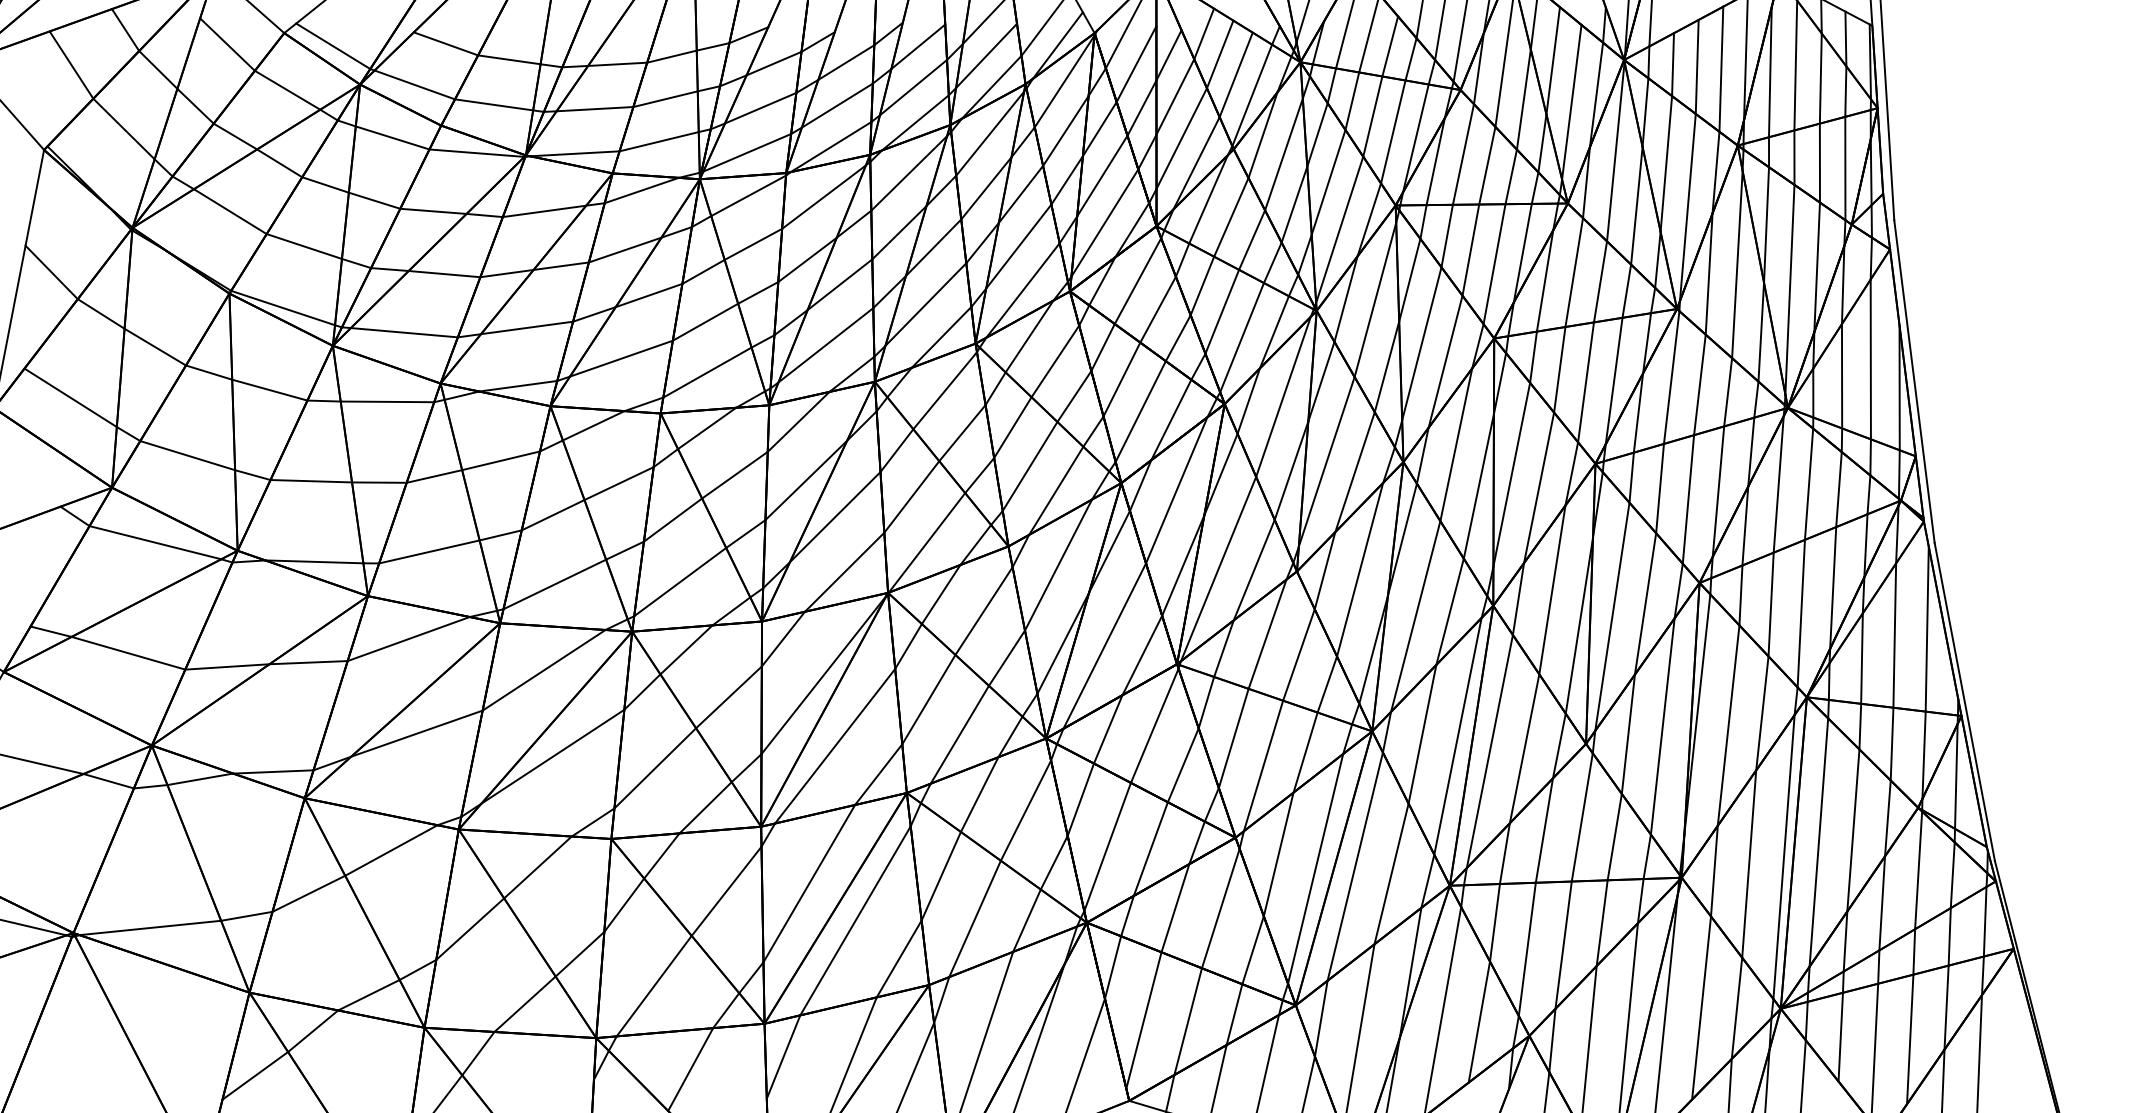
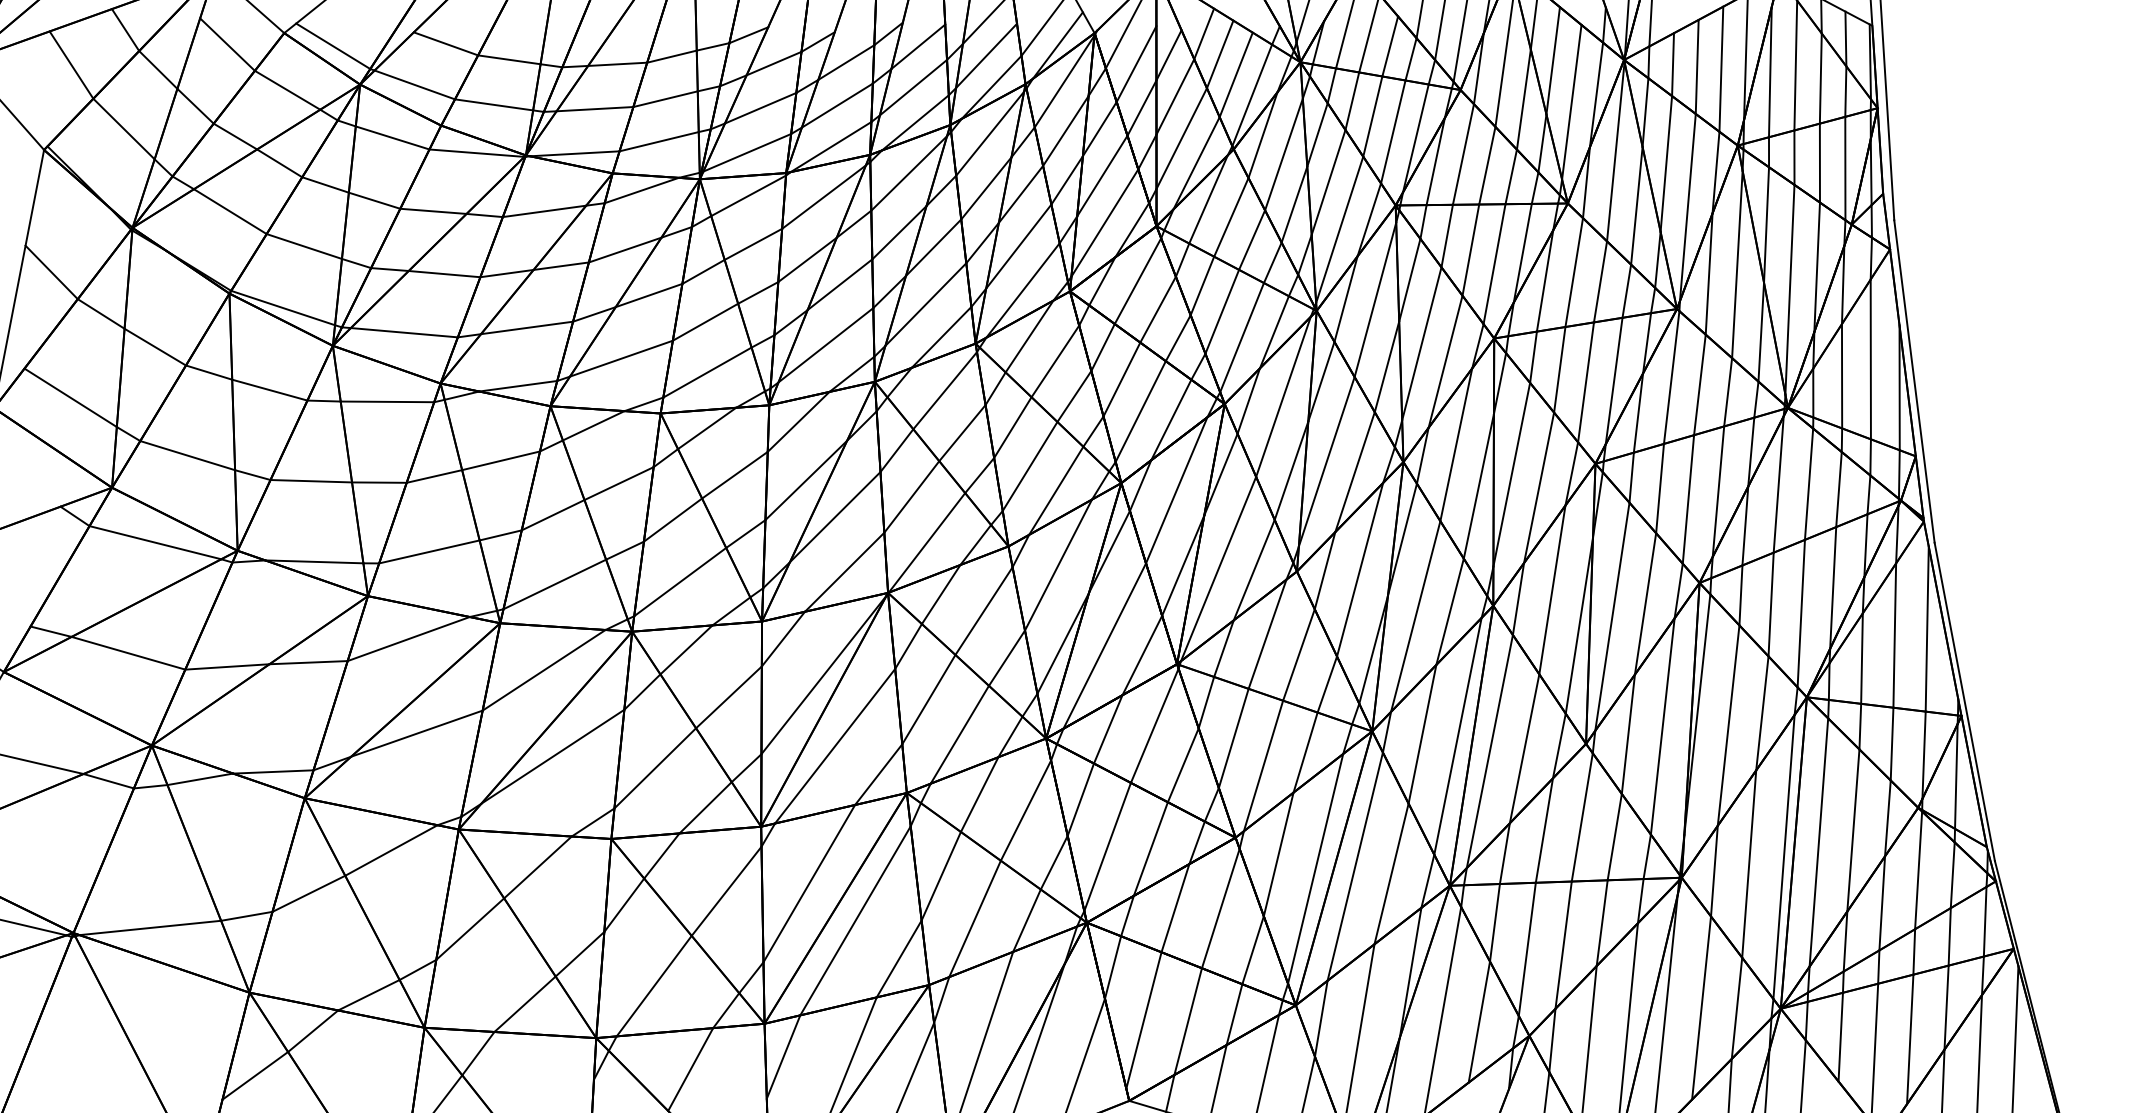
line: none -> present (2015, 1037)
